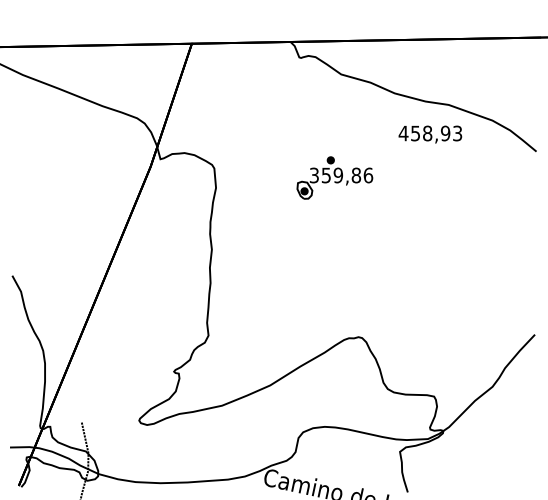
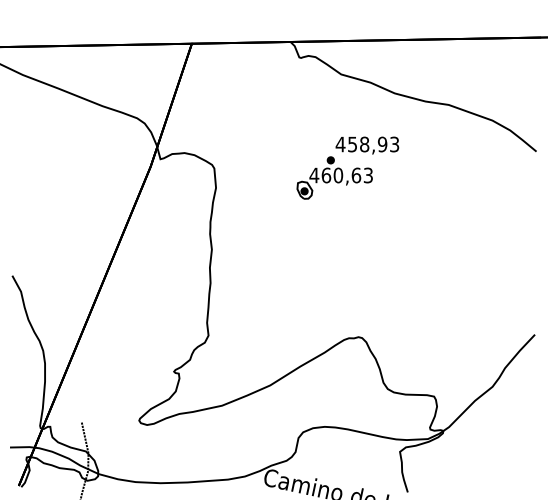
text position: (430, 134) -> (367, 145) (367, 145)
text: 359,86 -> 460,63 (341, 175)
